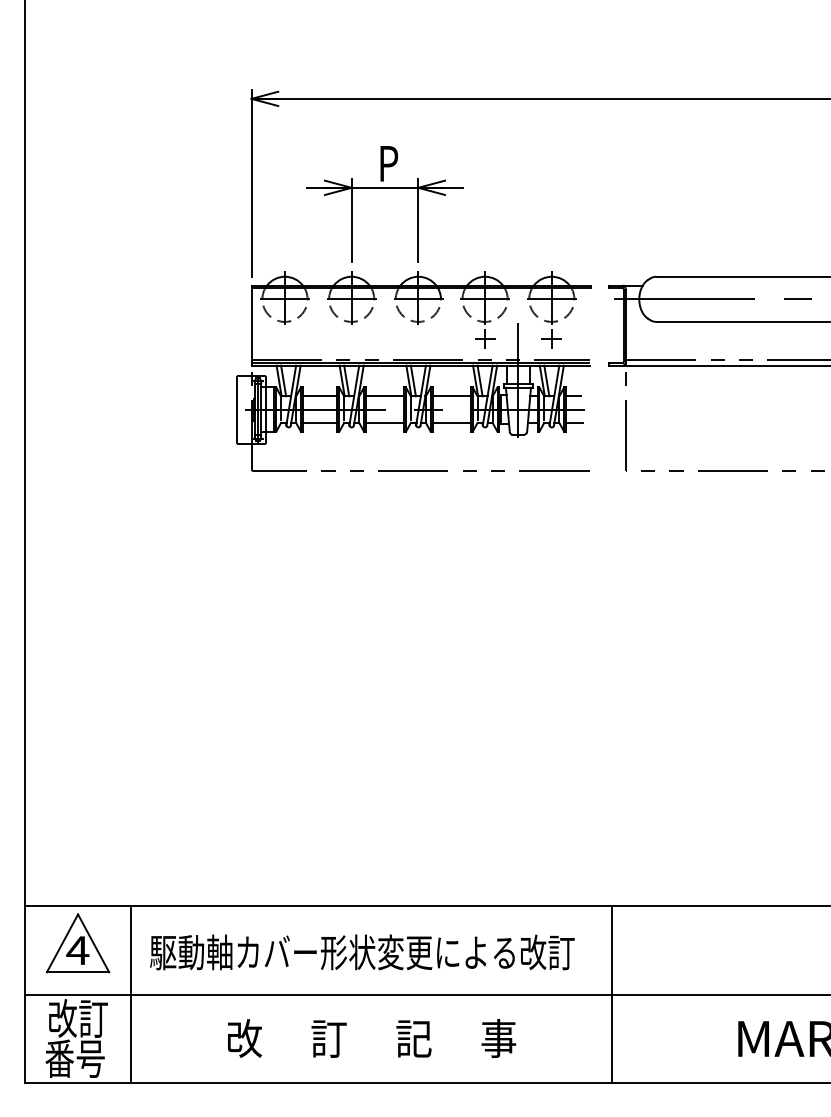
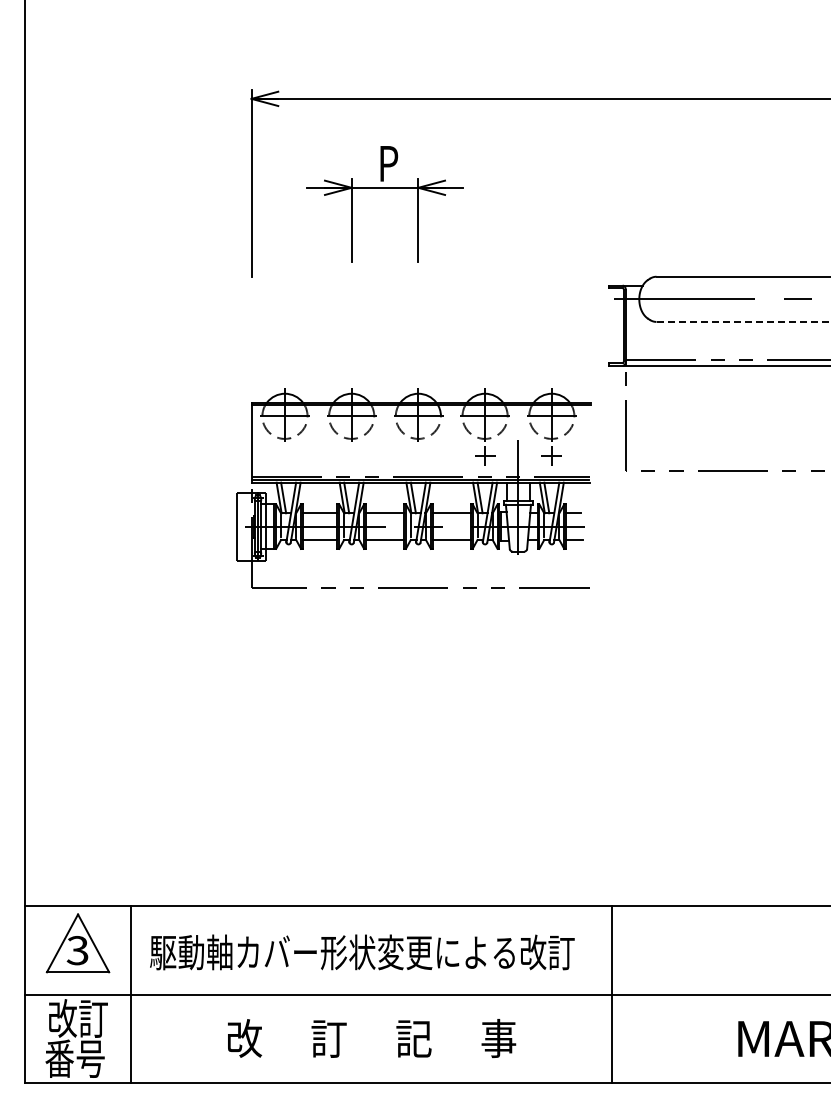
line: solid -> dashed (744, 321)
part position: (413, 371) -> (413, 488) (413, 488)
text: 4 -> 3 (77, 950)
